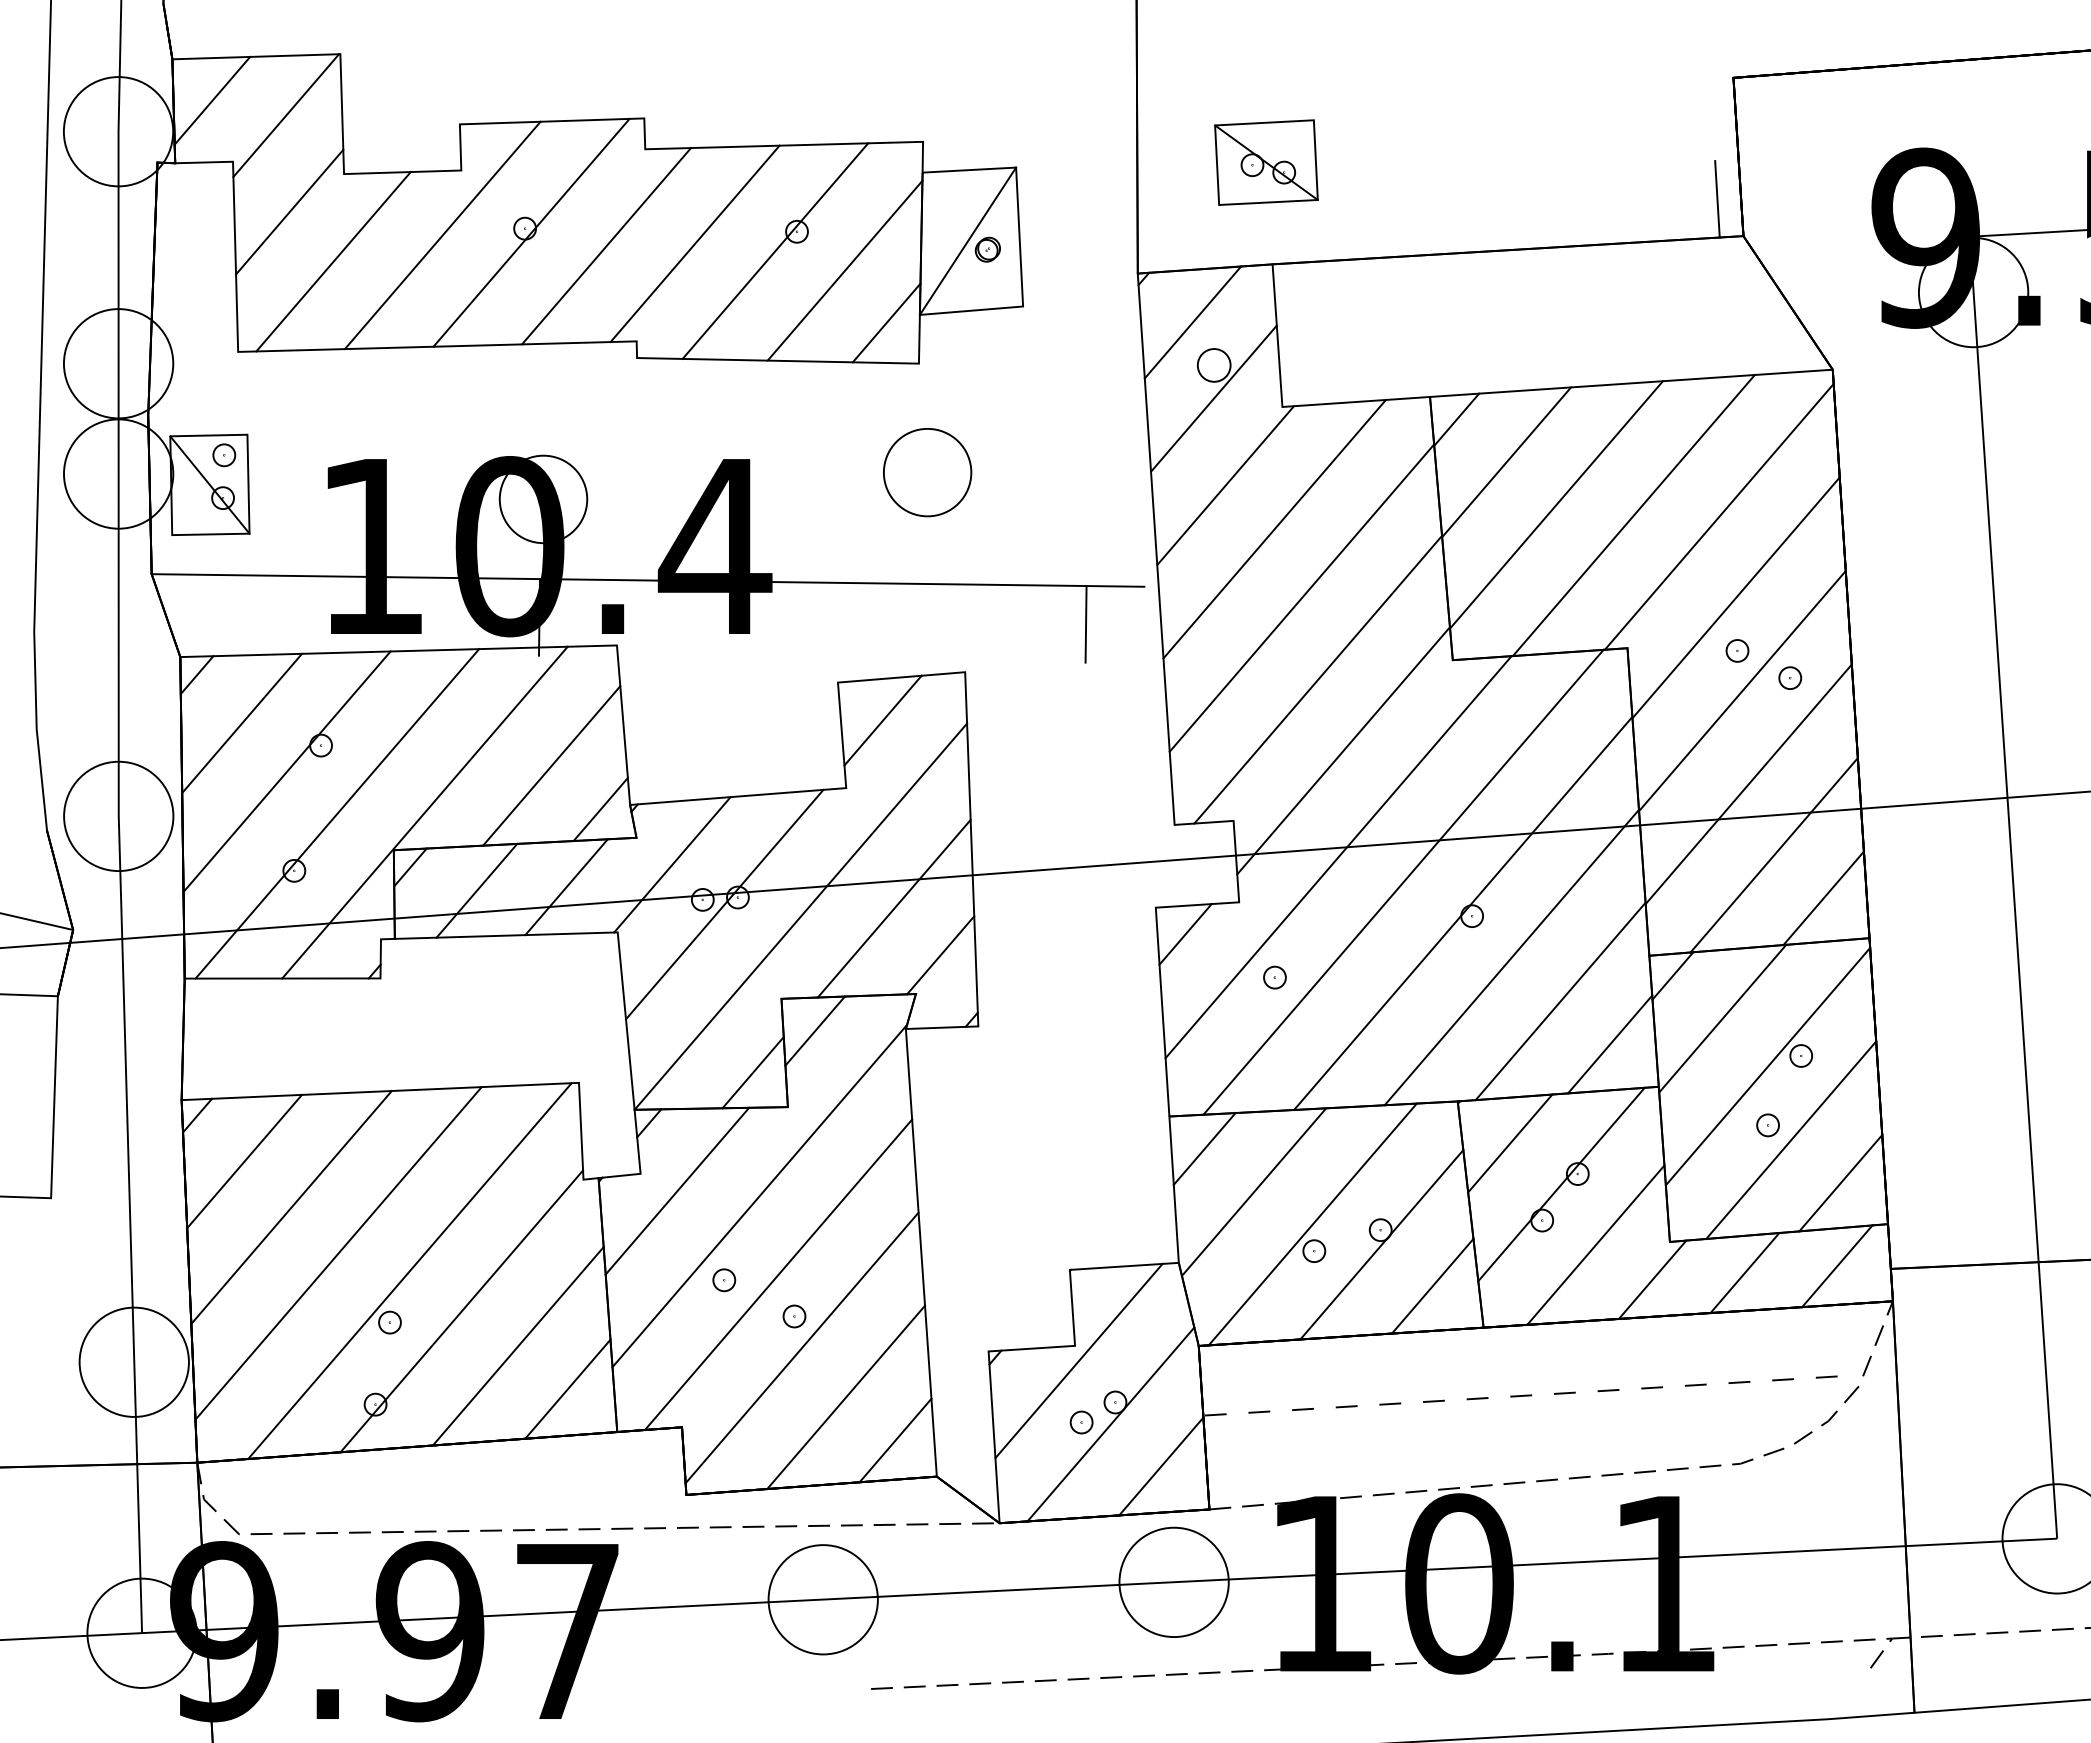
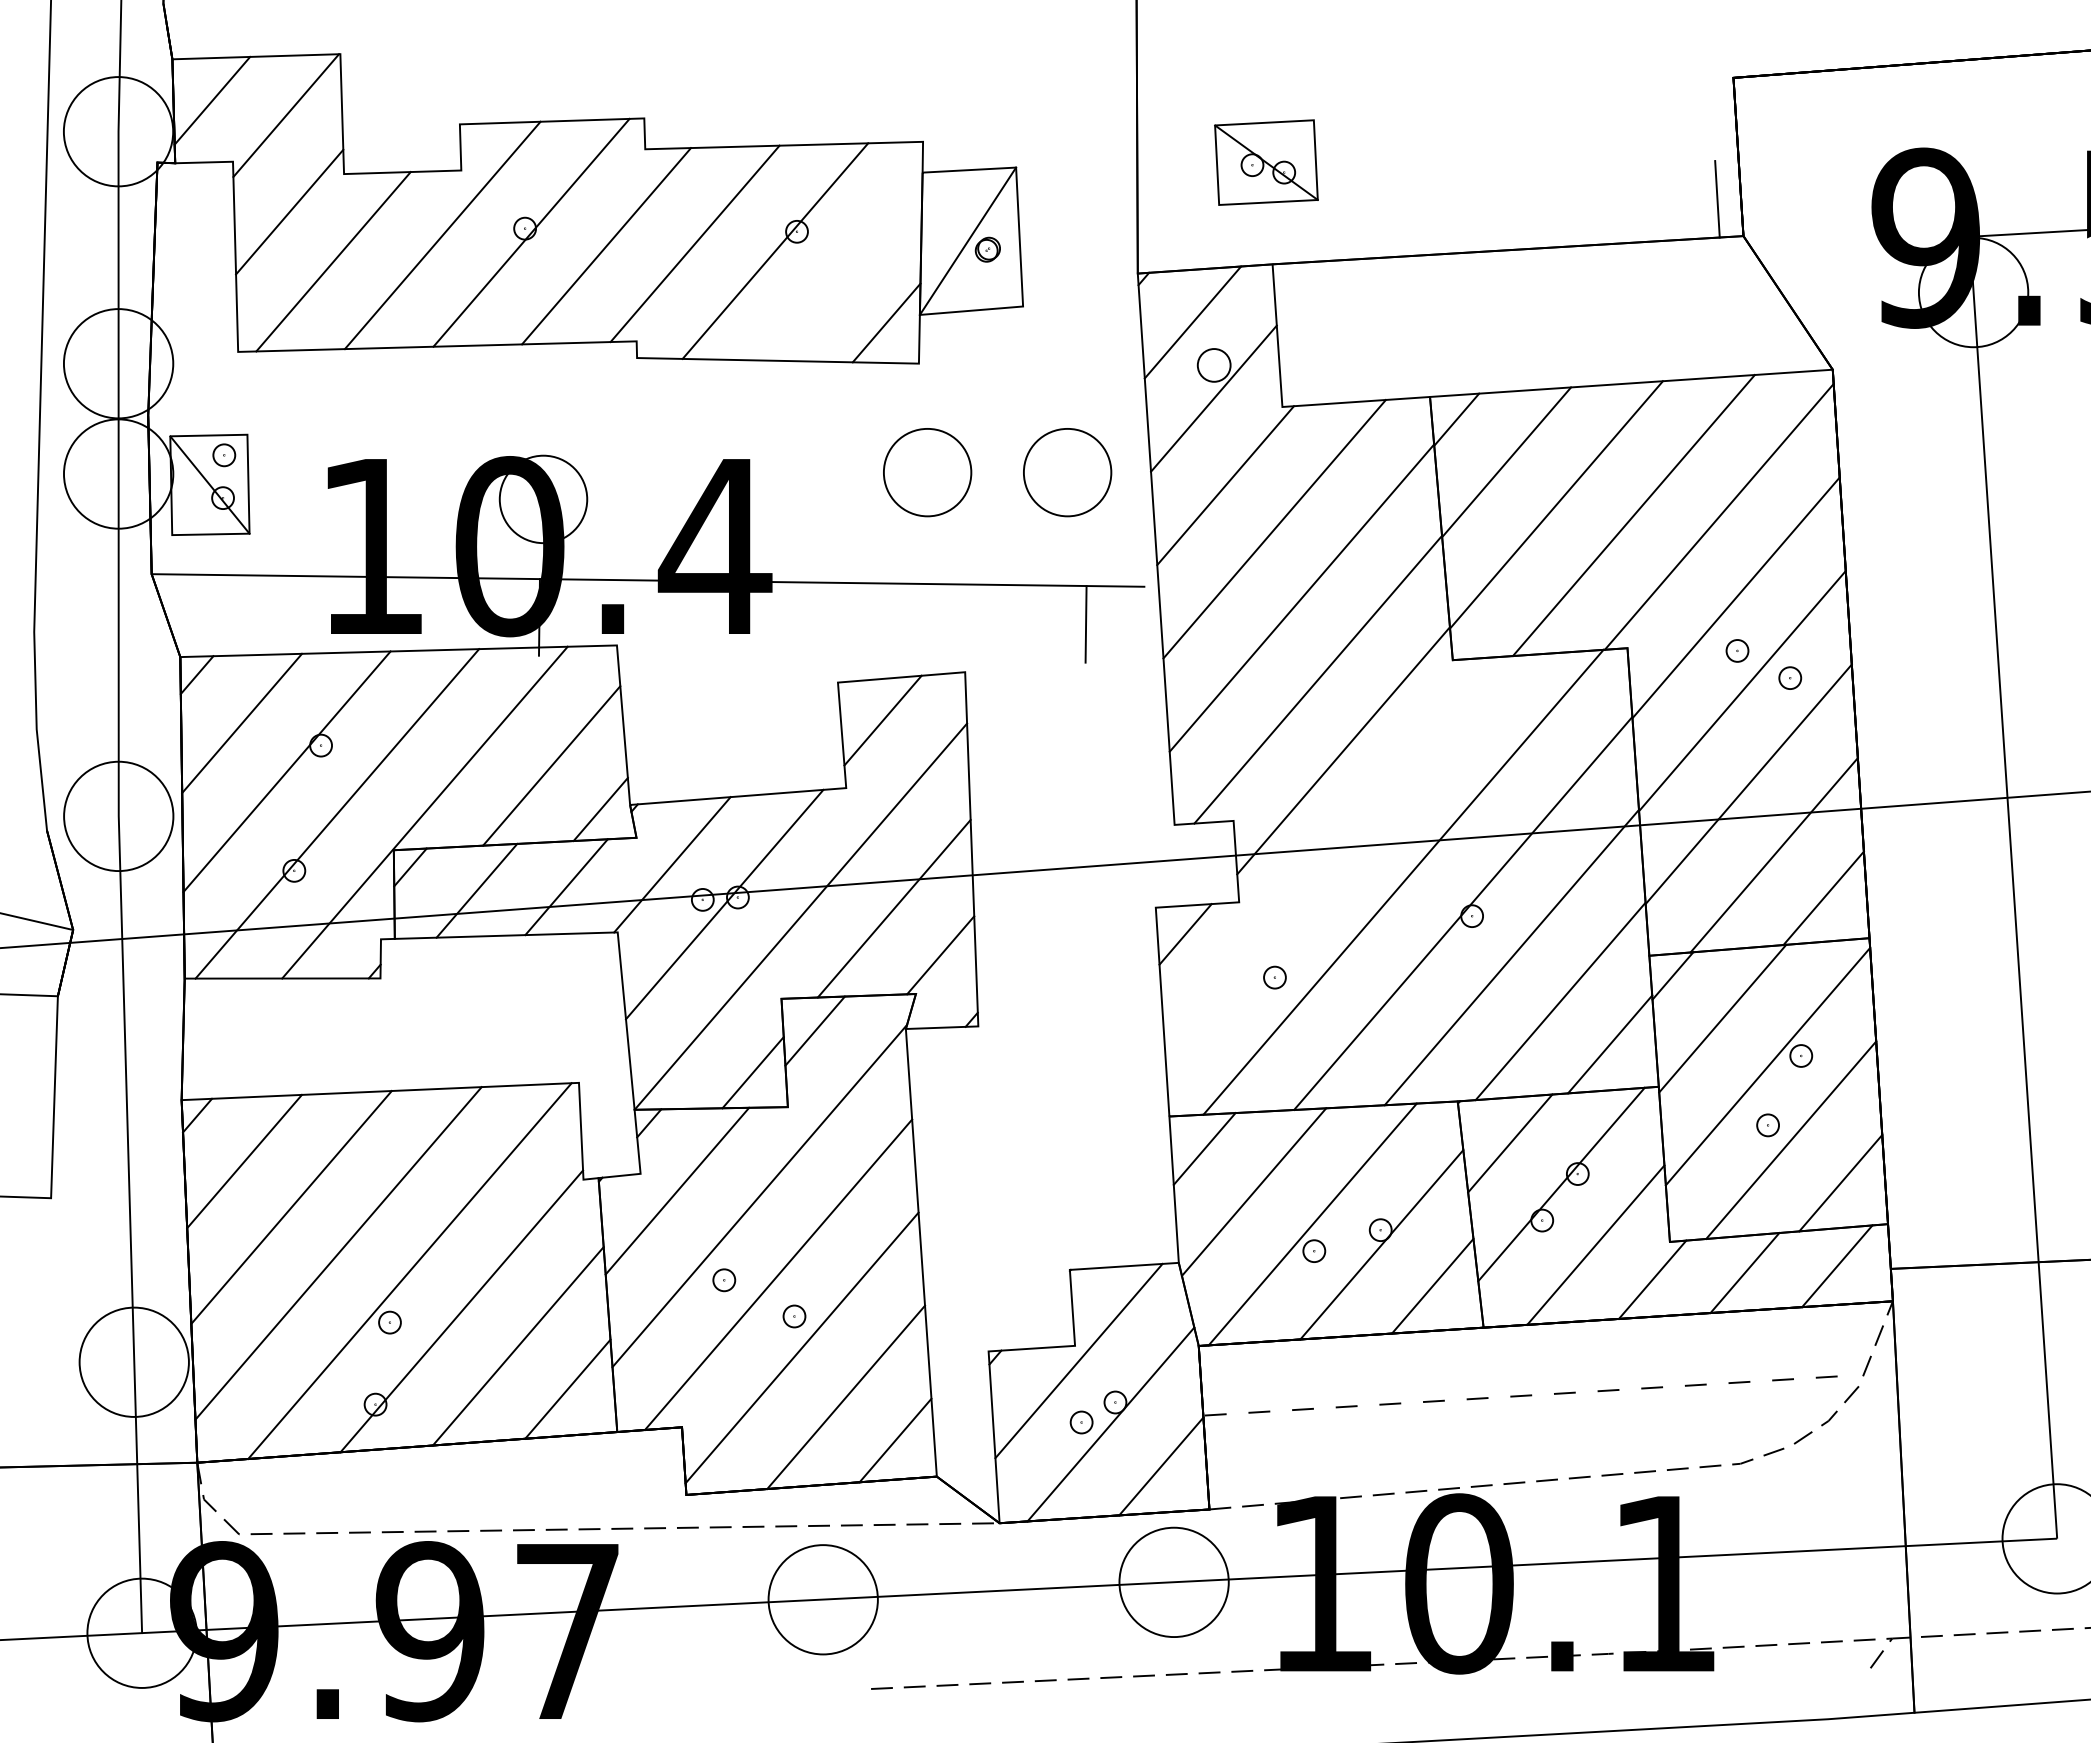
line: present -> none (844, 270)
part: none -> present (1067, 472)
line: present -> none (1338, 857)
